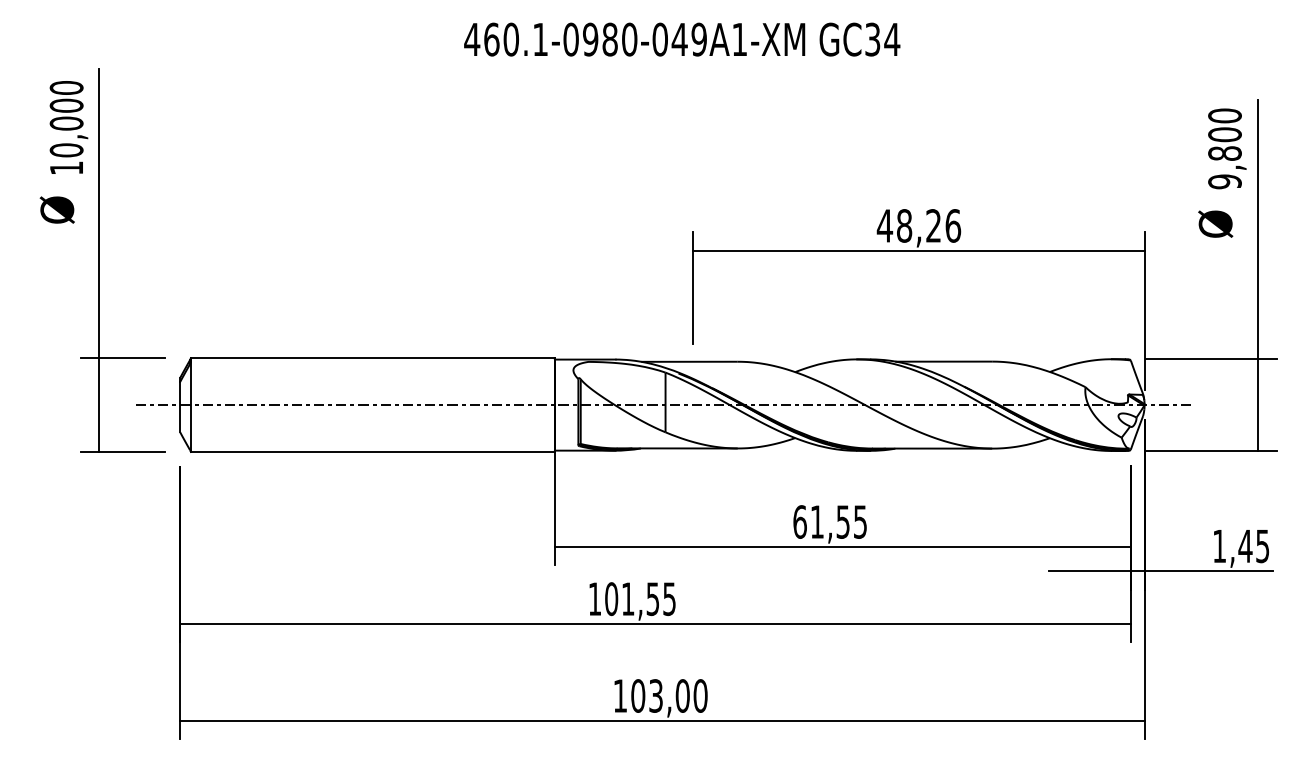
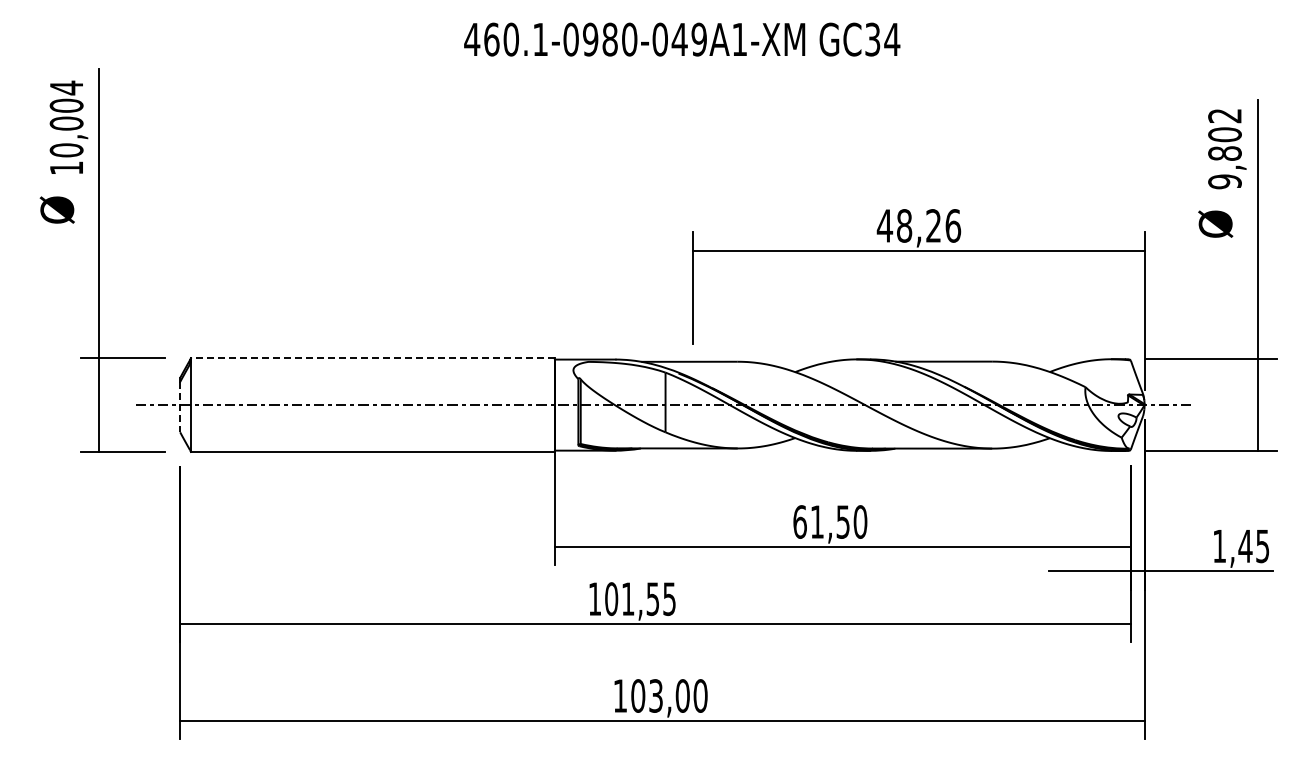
text: 10,000 -> 10,004 (66, 87)
text: 9,800 -> 9,802 (1224, 115)
line: solid -> dashed (372, 358)
line: solid -> dashed (180, 407)
text: 61,55 -> 61,50 (860, 521)
